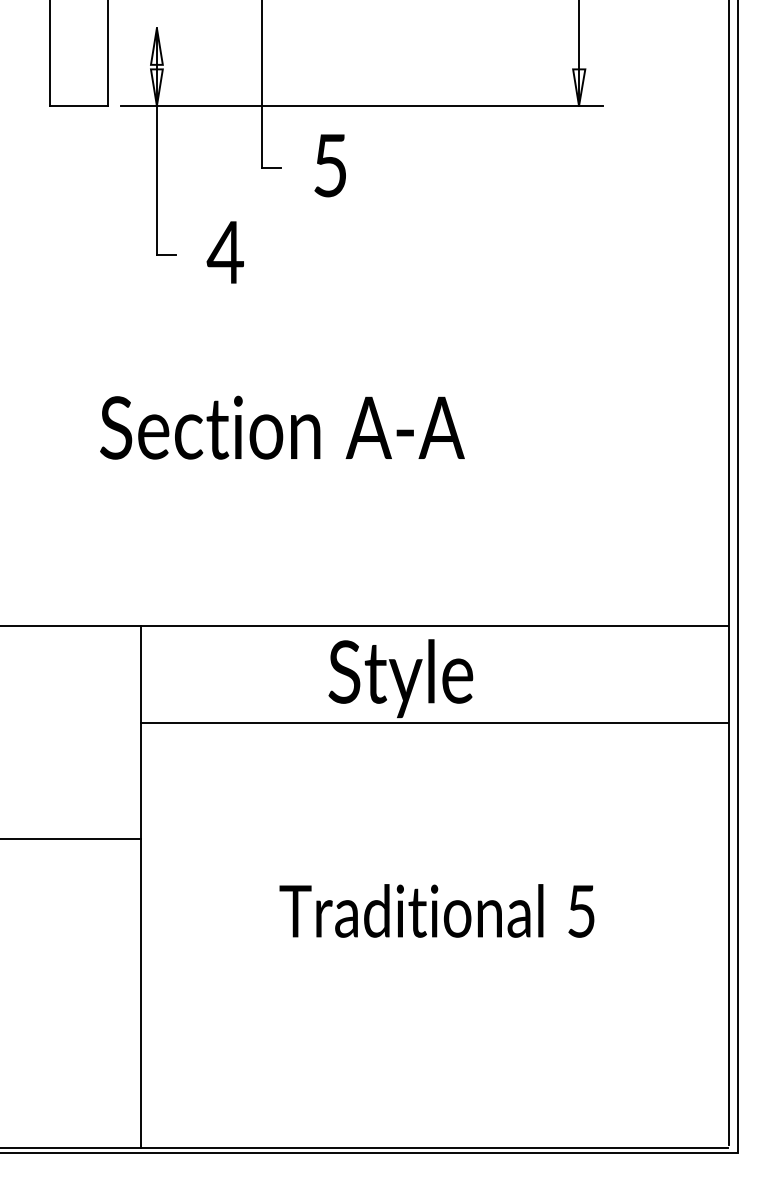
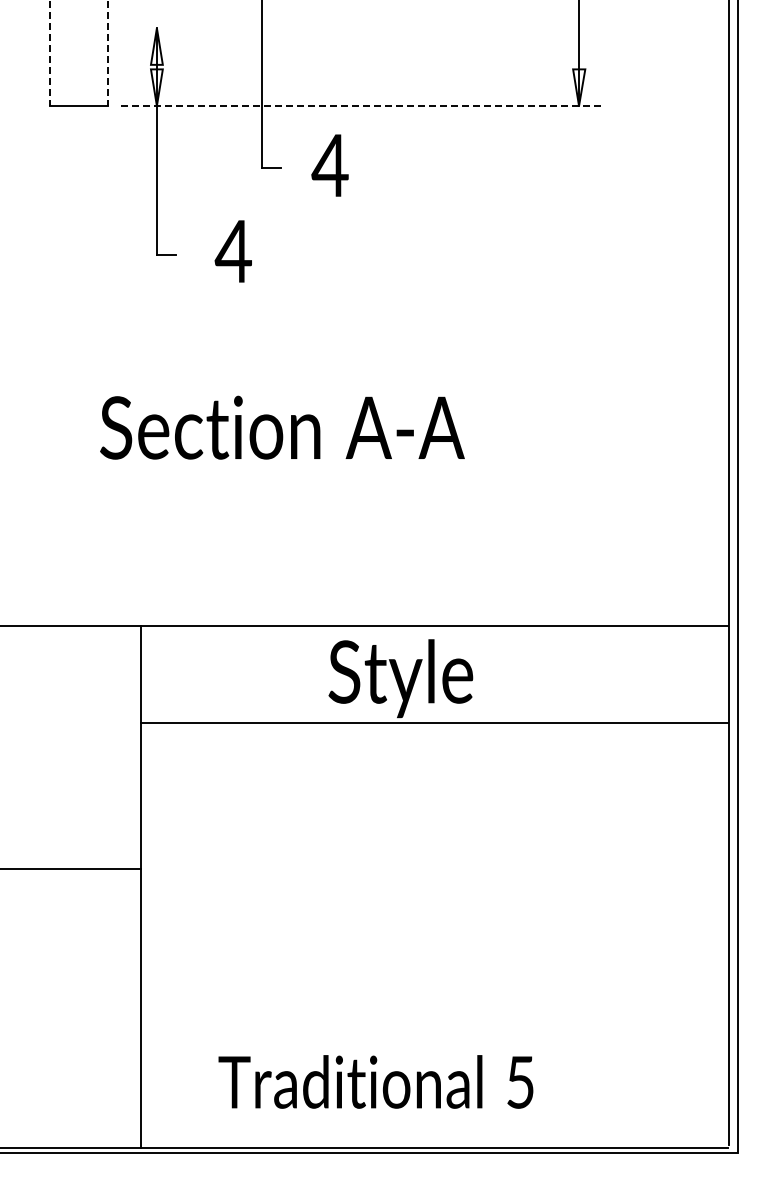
line: solid -> dashed (49, 53)
line: solid -> dashed (108, 53)
line: solid -> dashed (362, 106)
text: 5 -> 4 (329, 165)
text position: (224, 252) -> (232, 251) (232, 251)
line position: (71, 838) -> (71, 868) (71, 868)
text position: (436, 910) -> (375, 1081) (375, 1081)
